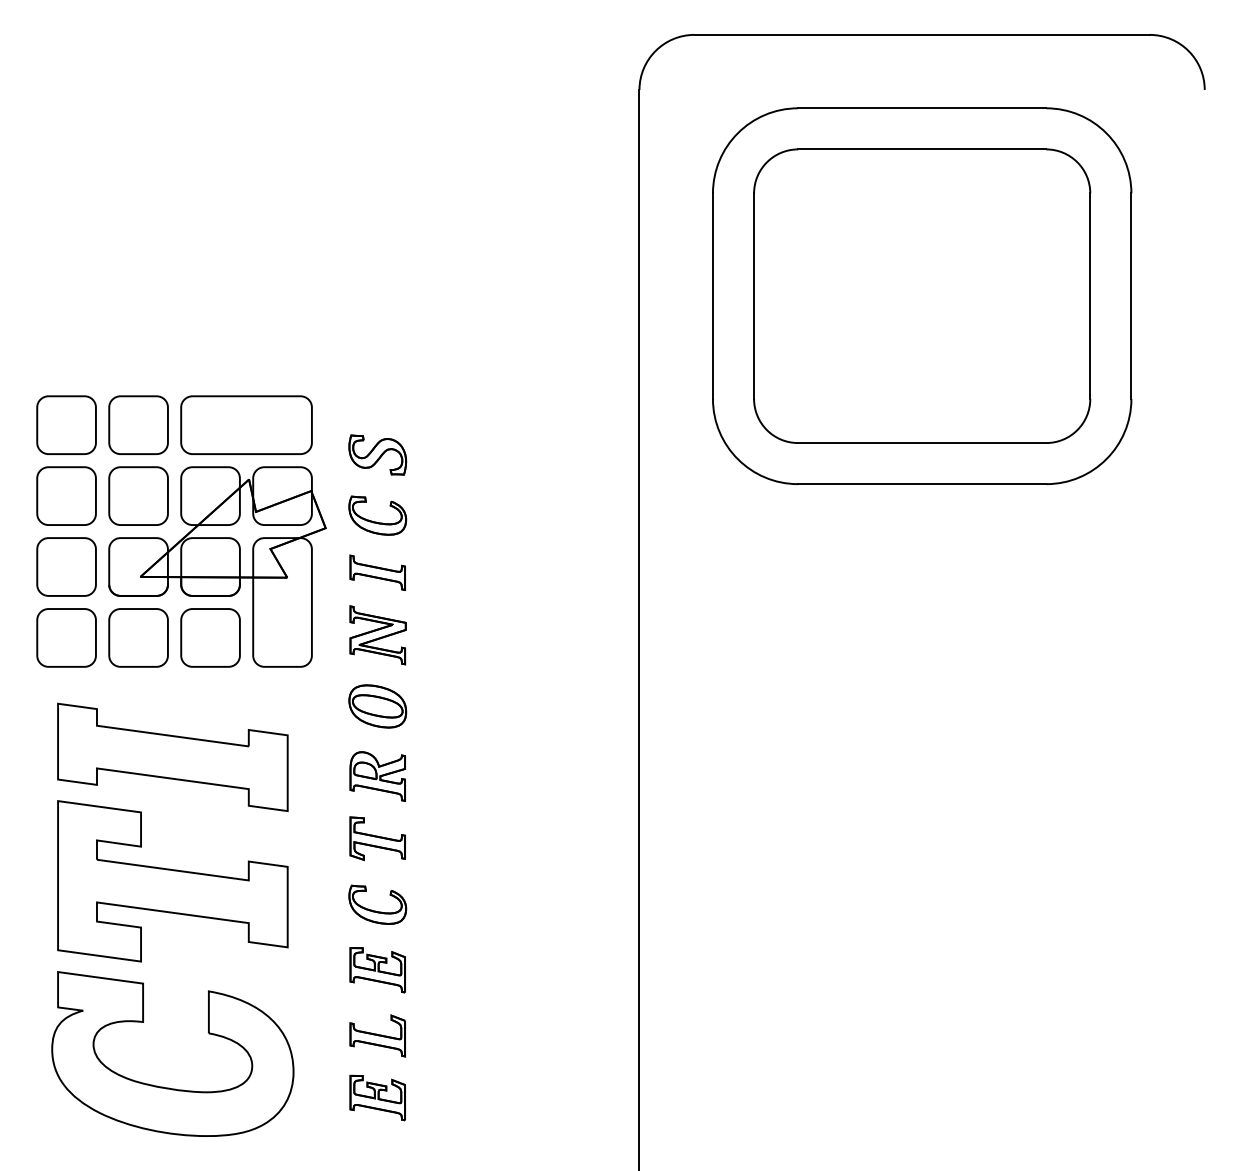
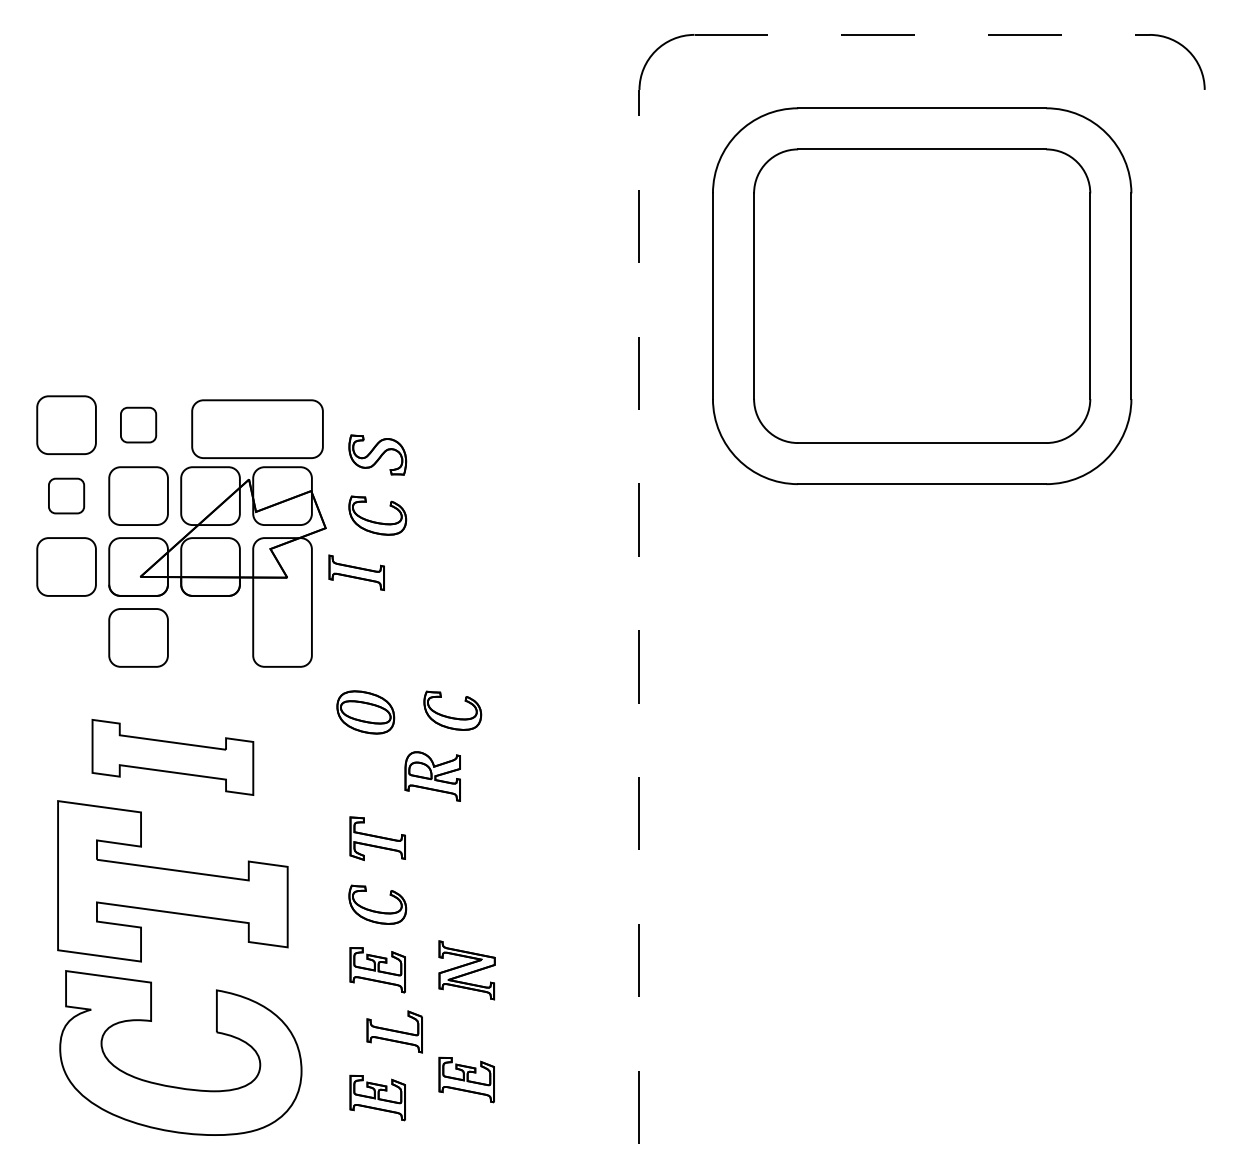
line: solid -> dashed (922, 34)
part size: 61x60 px -> 38x38 px (138, 424)
part position: (246, 424) -> (257, 428) (257, 428)
part size: 61x60 px -> 38x38 px (66, 495)
part position: (377, 572) -> (356, 572) (356, 572)
line: solid -> dashed (639, 629)
part position: (377, 635) -> (466, 970) (466, 970)
part: present -> none (66, 637)
part: present -> none (210, 637)
part position: (377, 706) -> (365, 712) (365, 712)
part: none -> present (450, 716)
part size: 232x111 px -> 164x77 px (172, 757)
part position: (377, 776) -> (432, 776) (432, 776)
part position: (377, 1035) -> (394, 1031) (394, 1031)
part: none -> present (466, 1079)
part position: (169, 1087) -> (177, 1086) (177, 1086)
